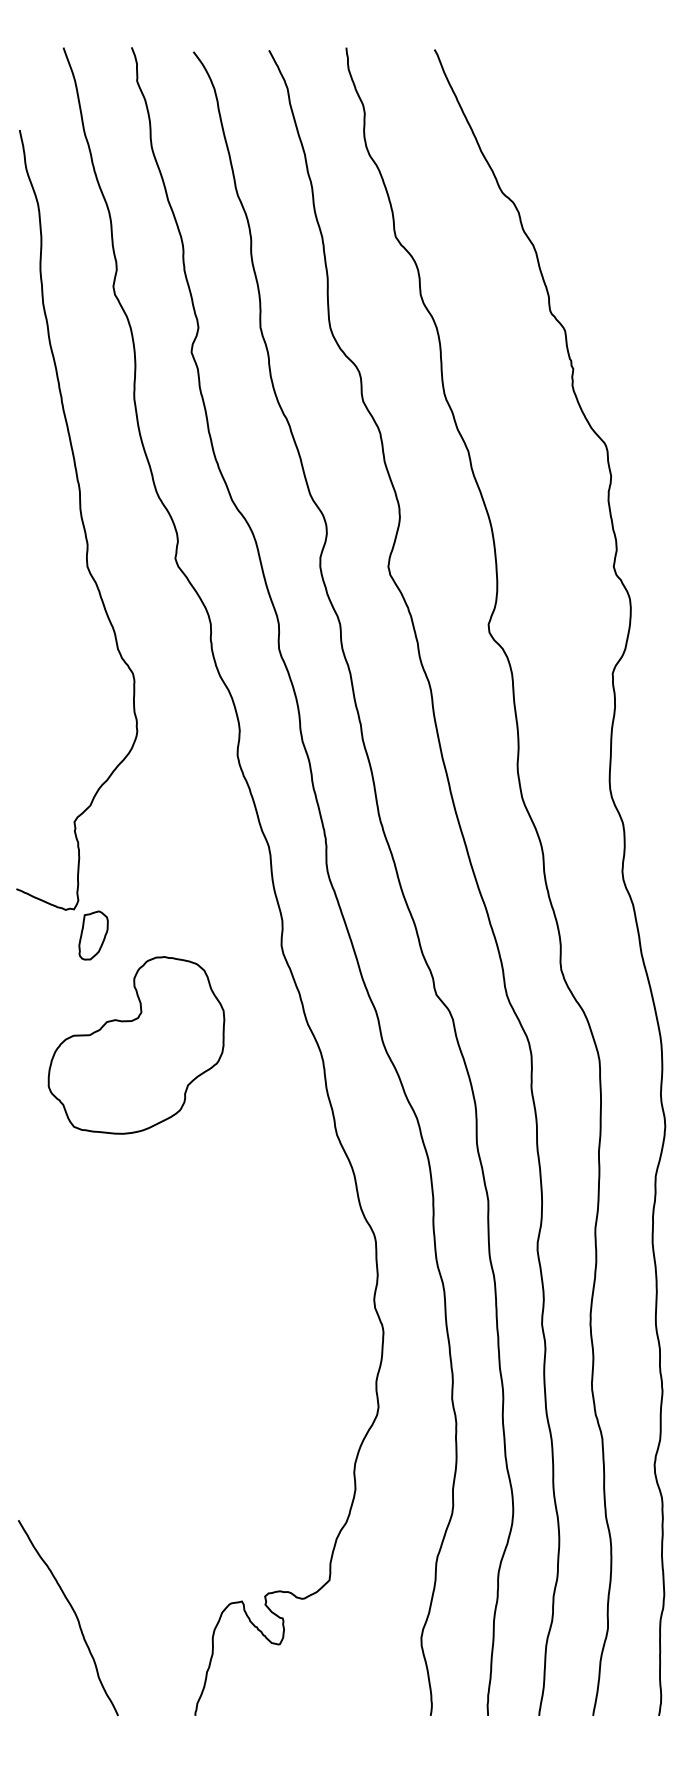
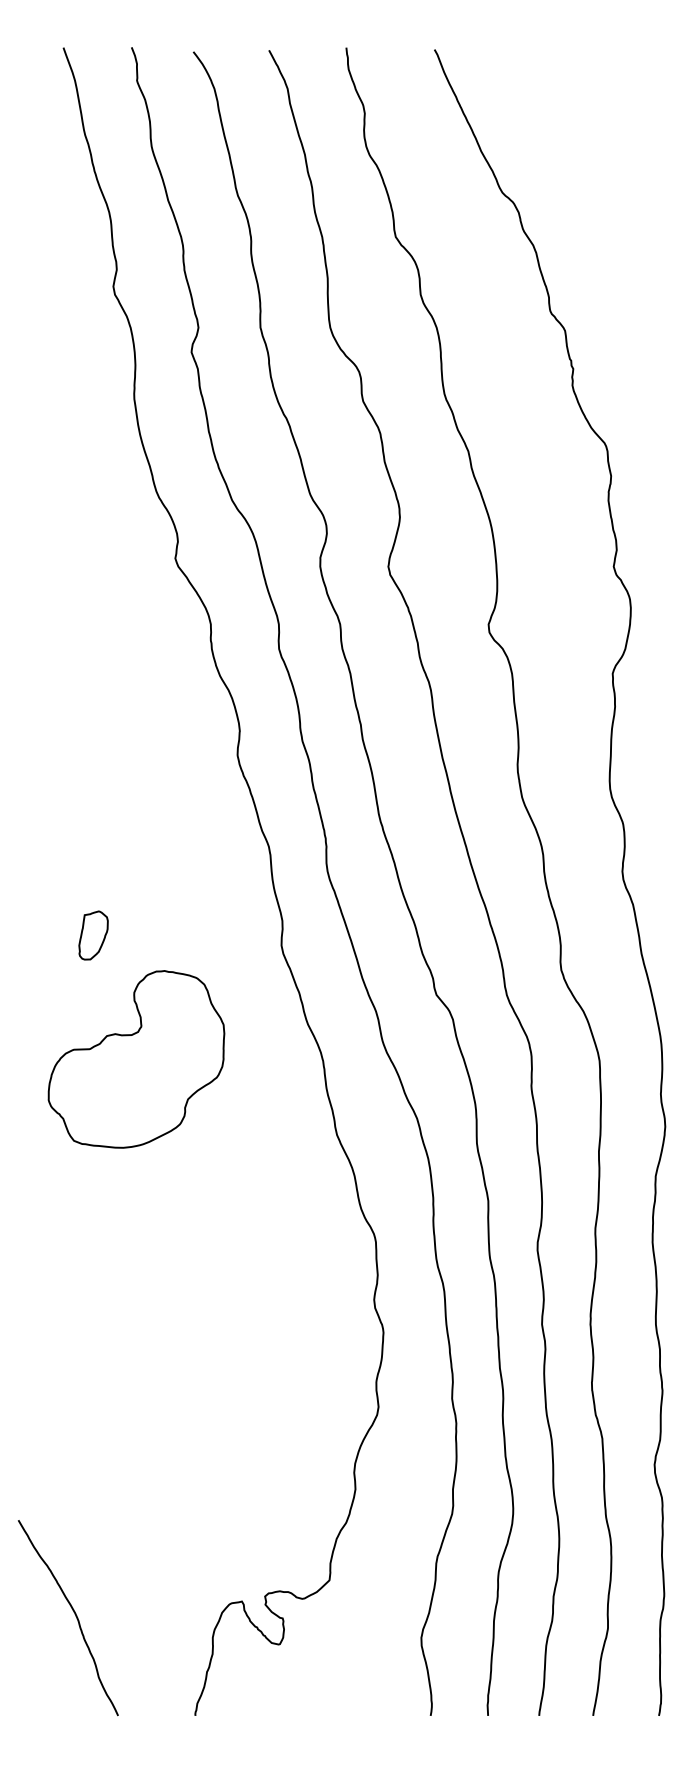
curve: present -> none (80, 518)
part position: (136, 1045) -> (136, 1059) (136, 1059)
